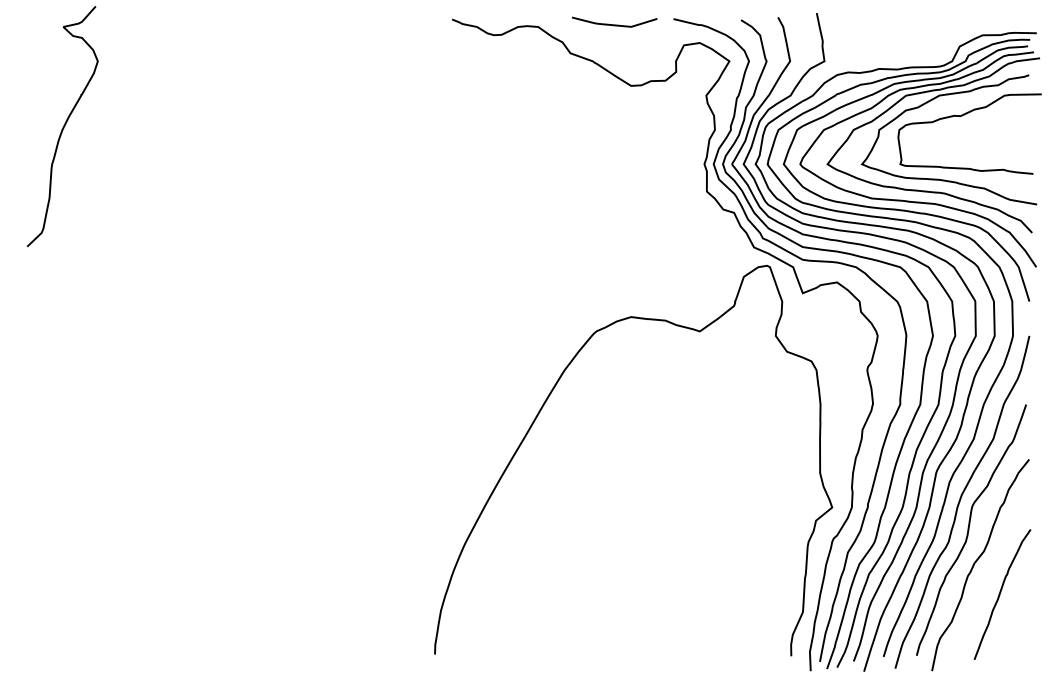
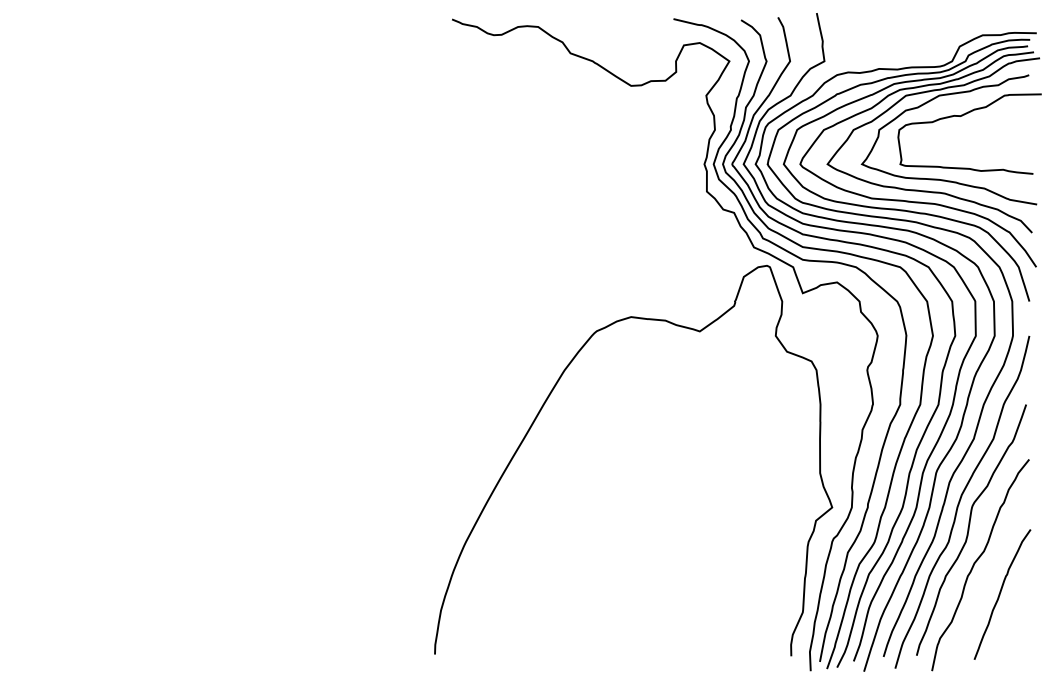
curve: present -> none (614, 24)
curve: present -> none (63, 126)
